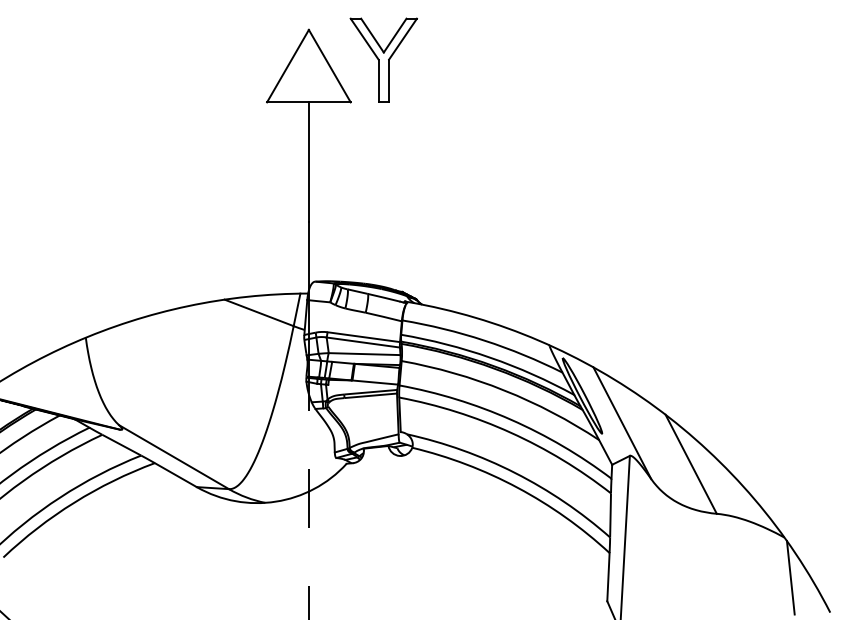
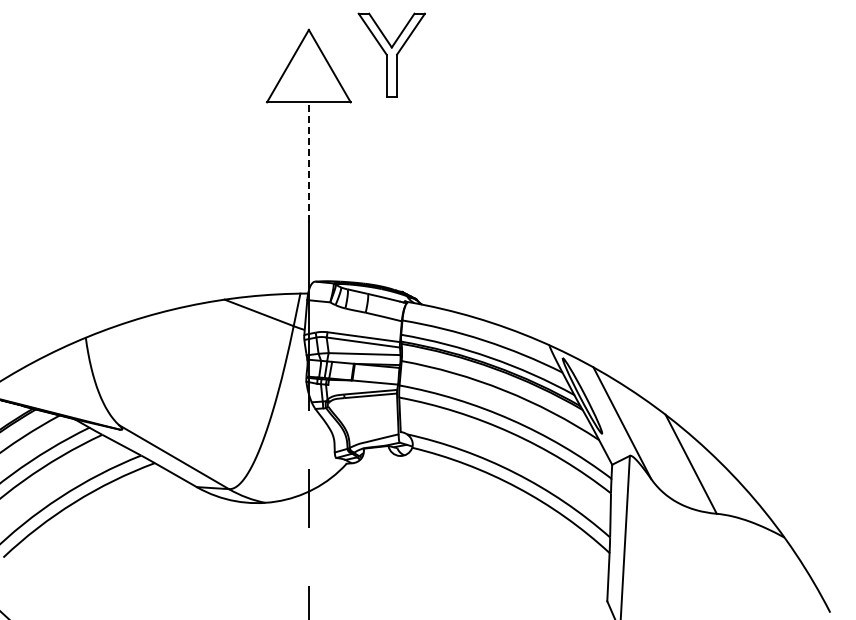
part position: (383, 59) -> (391, 54) (391, 54)
line: solid -> dashed (308, 162)
line: present -> none (790, 577)
